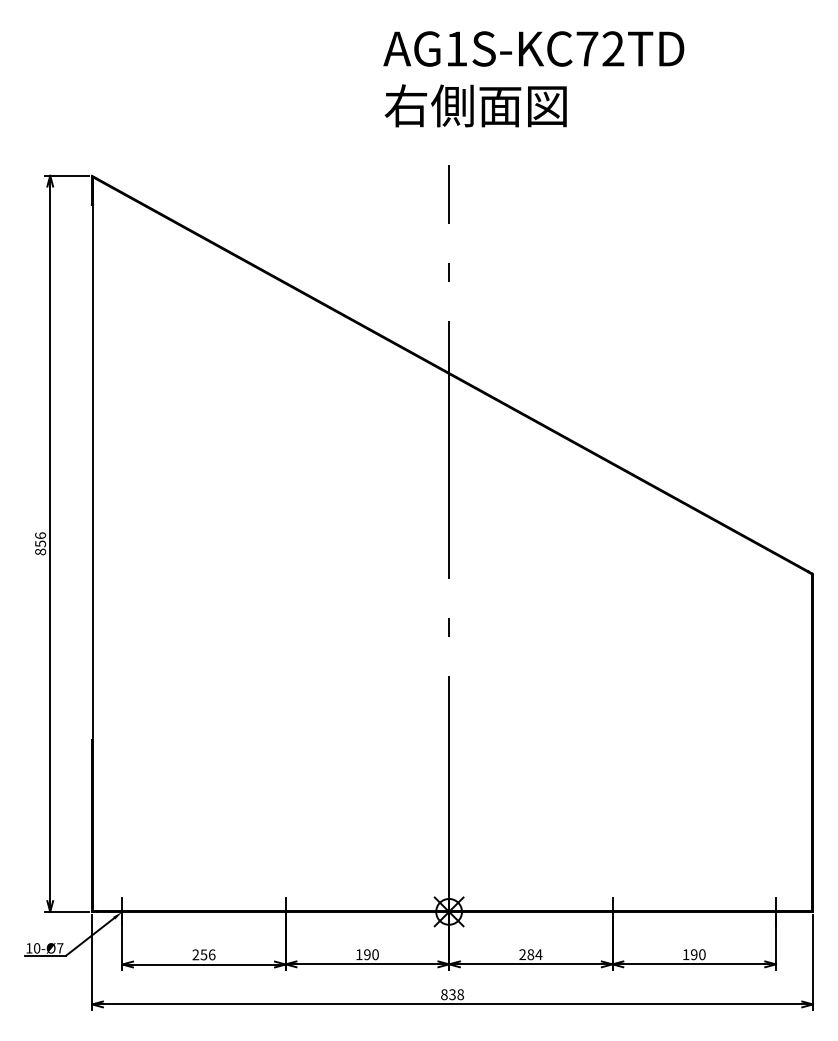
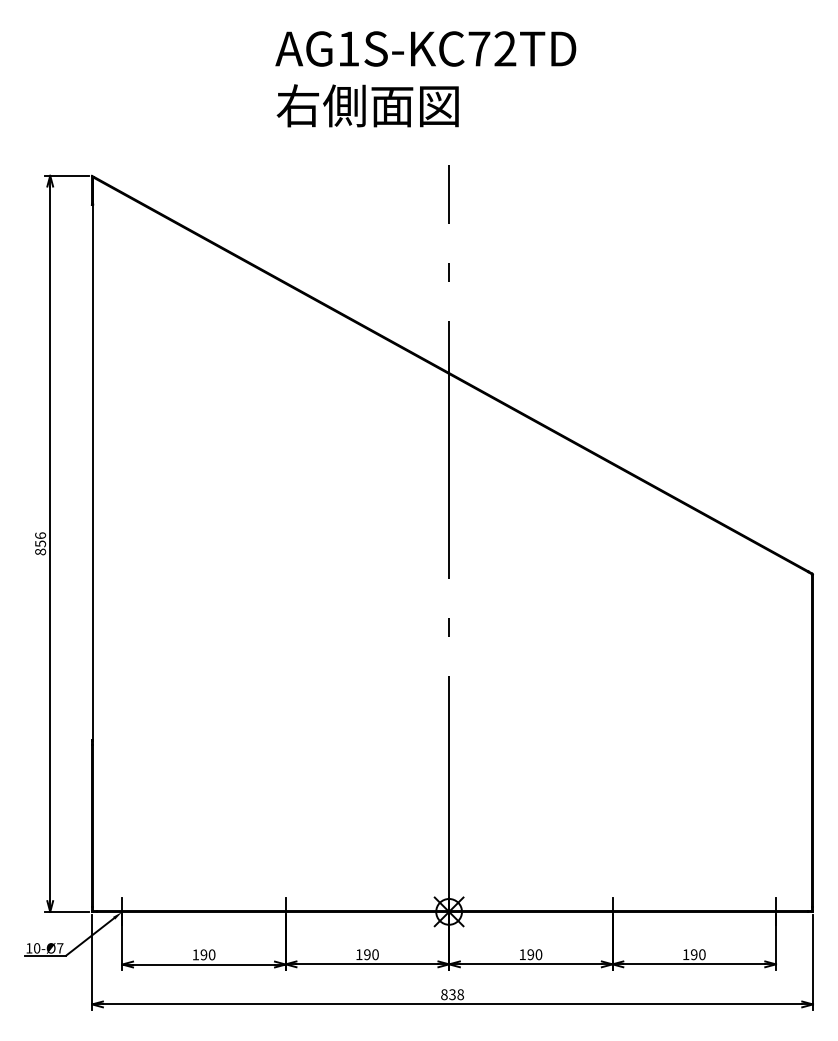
text position: (533, 79) -> (425, 79) (425, 79)
text: 256 -> 190 (203, 954)
text: 284 -> 190 (530, 954)
